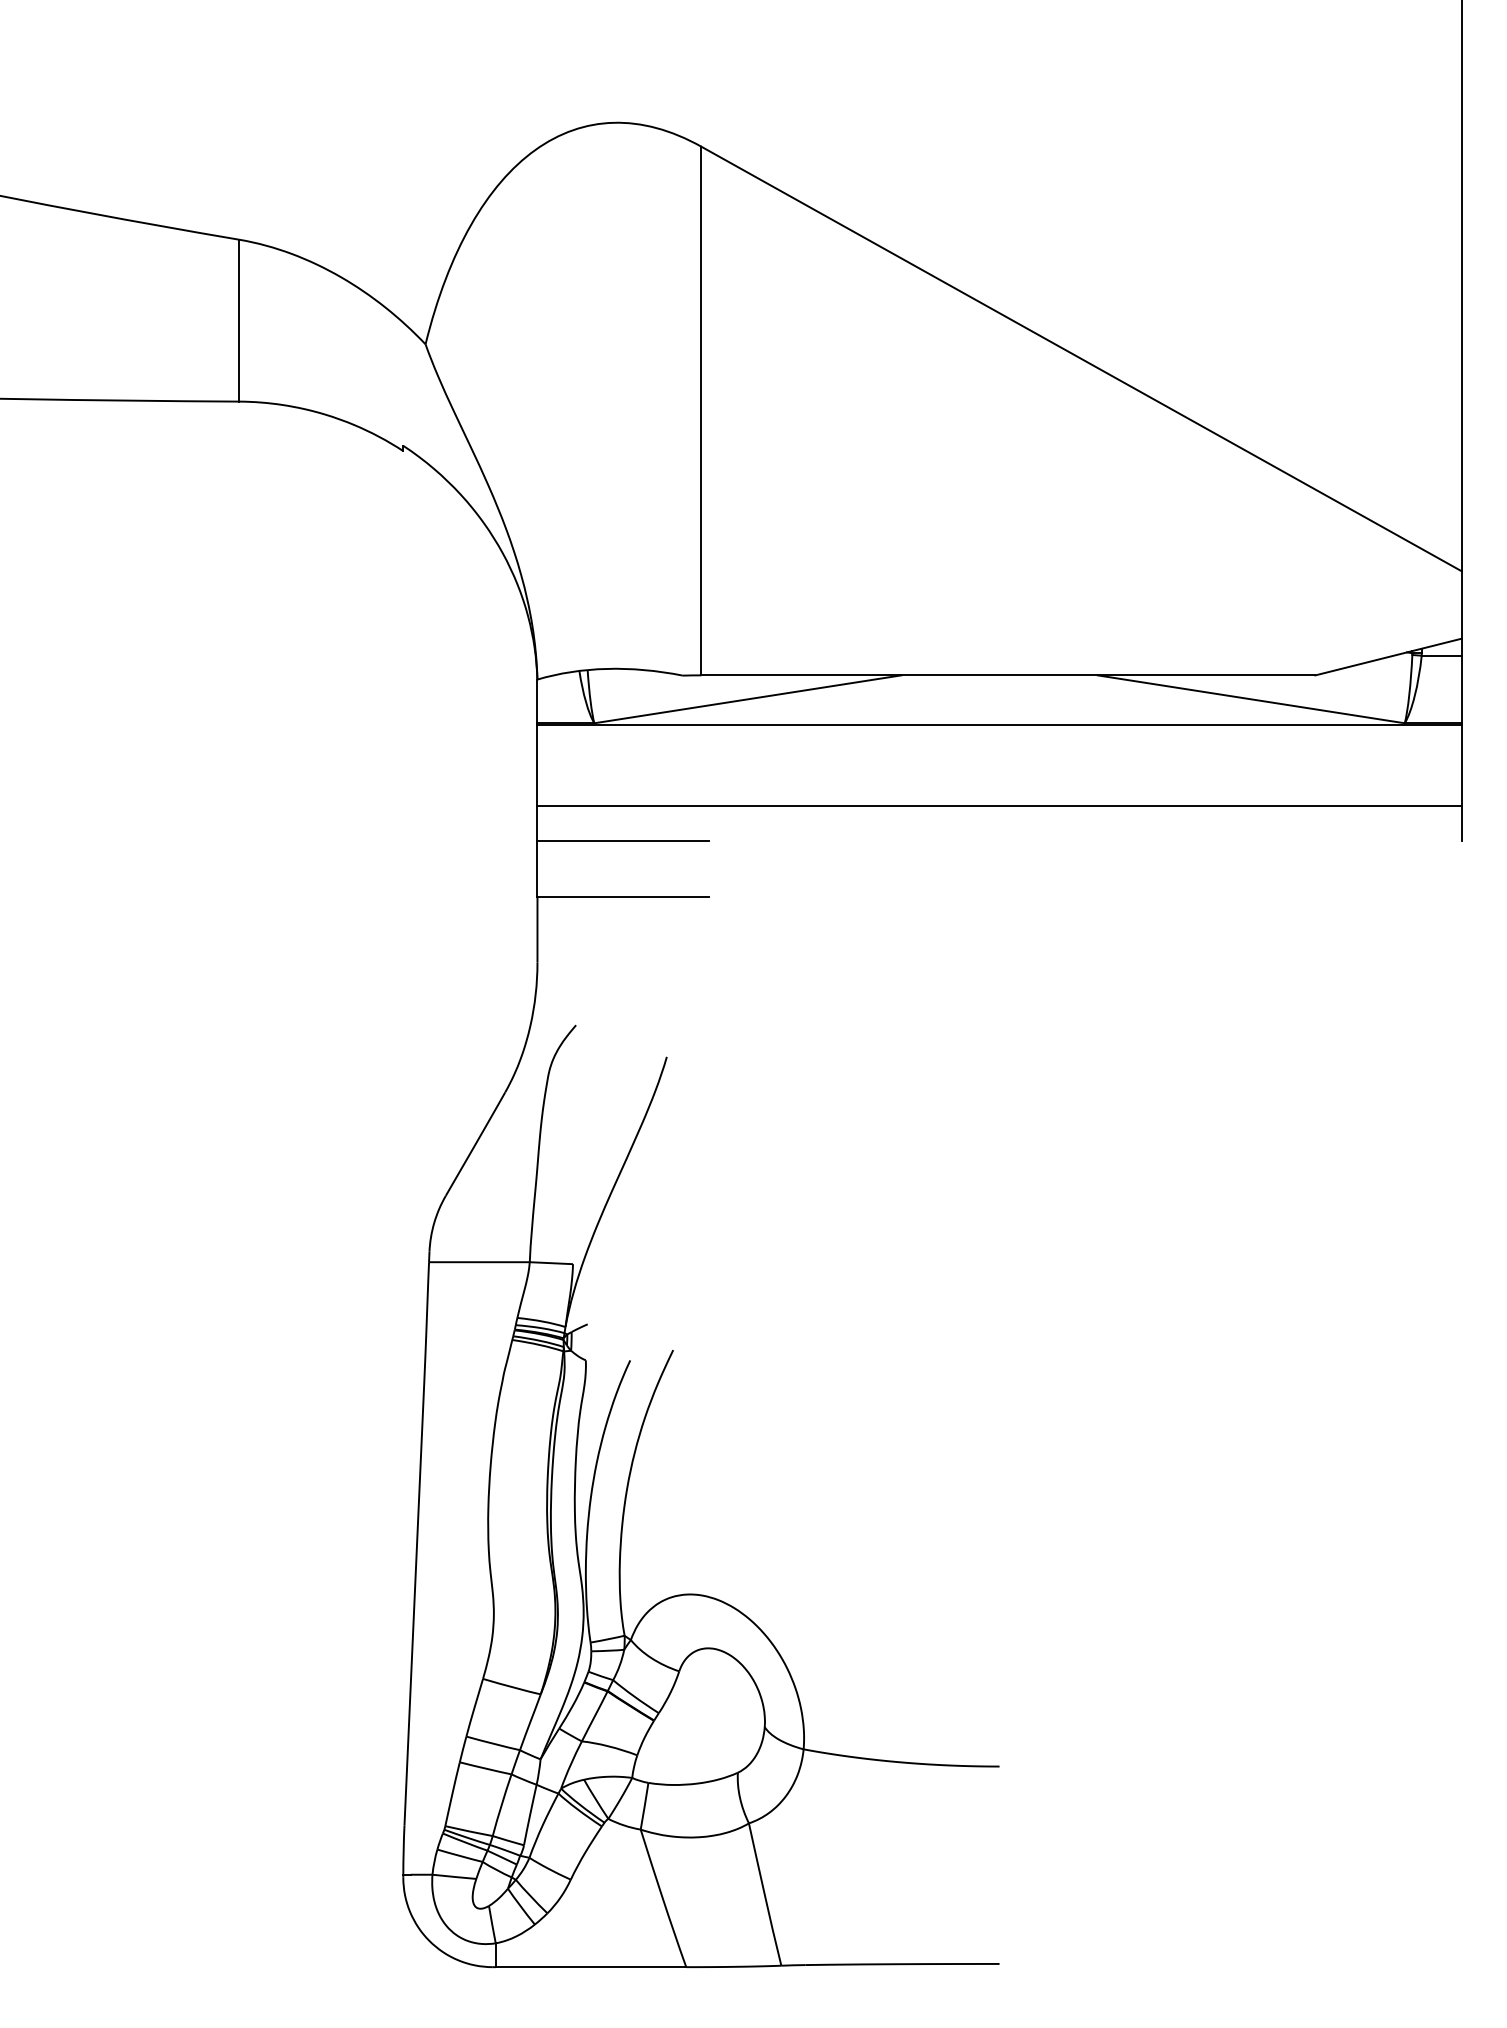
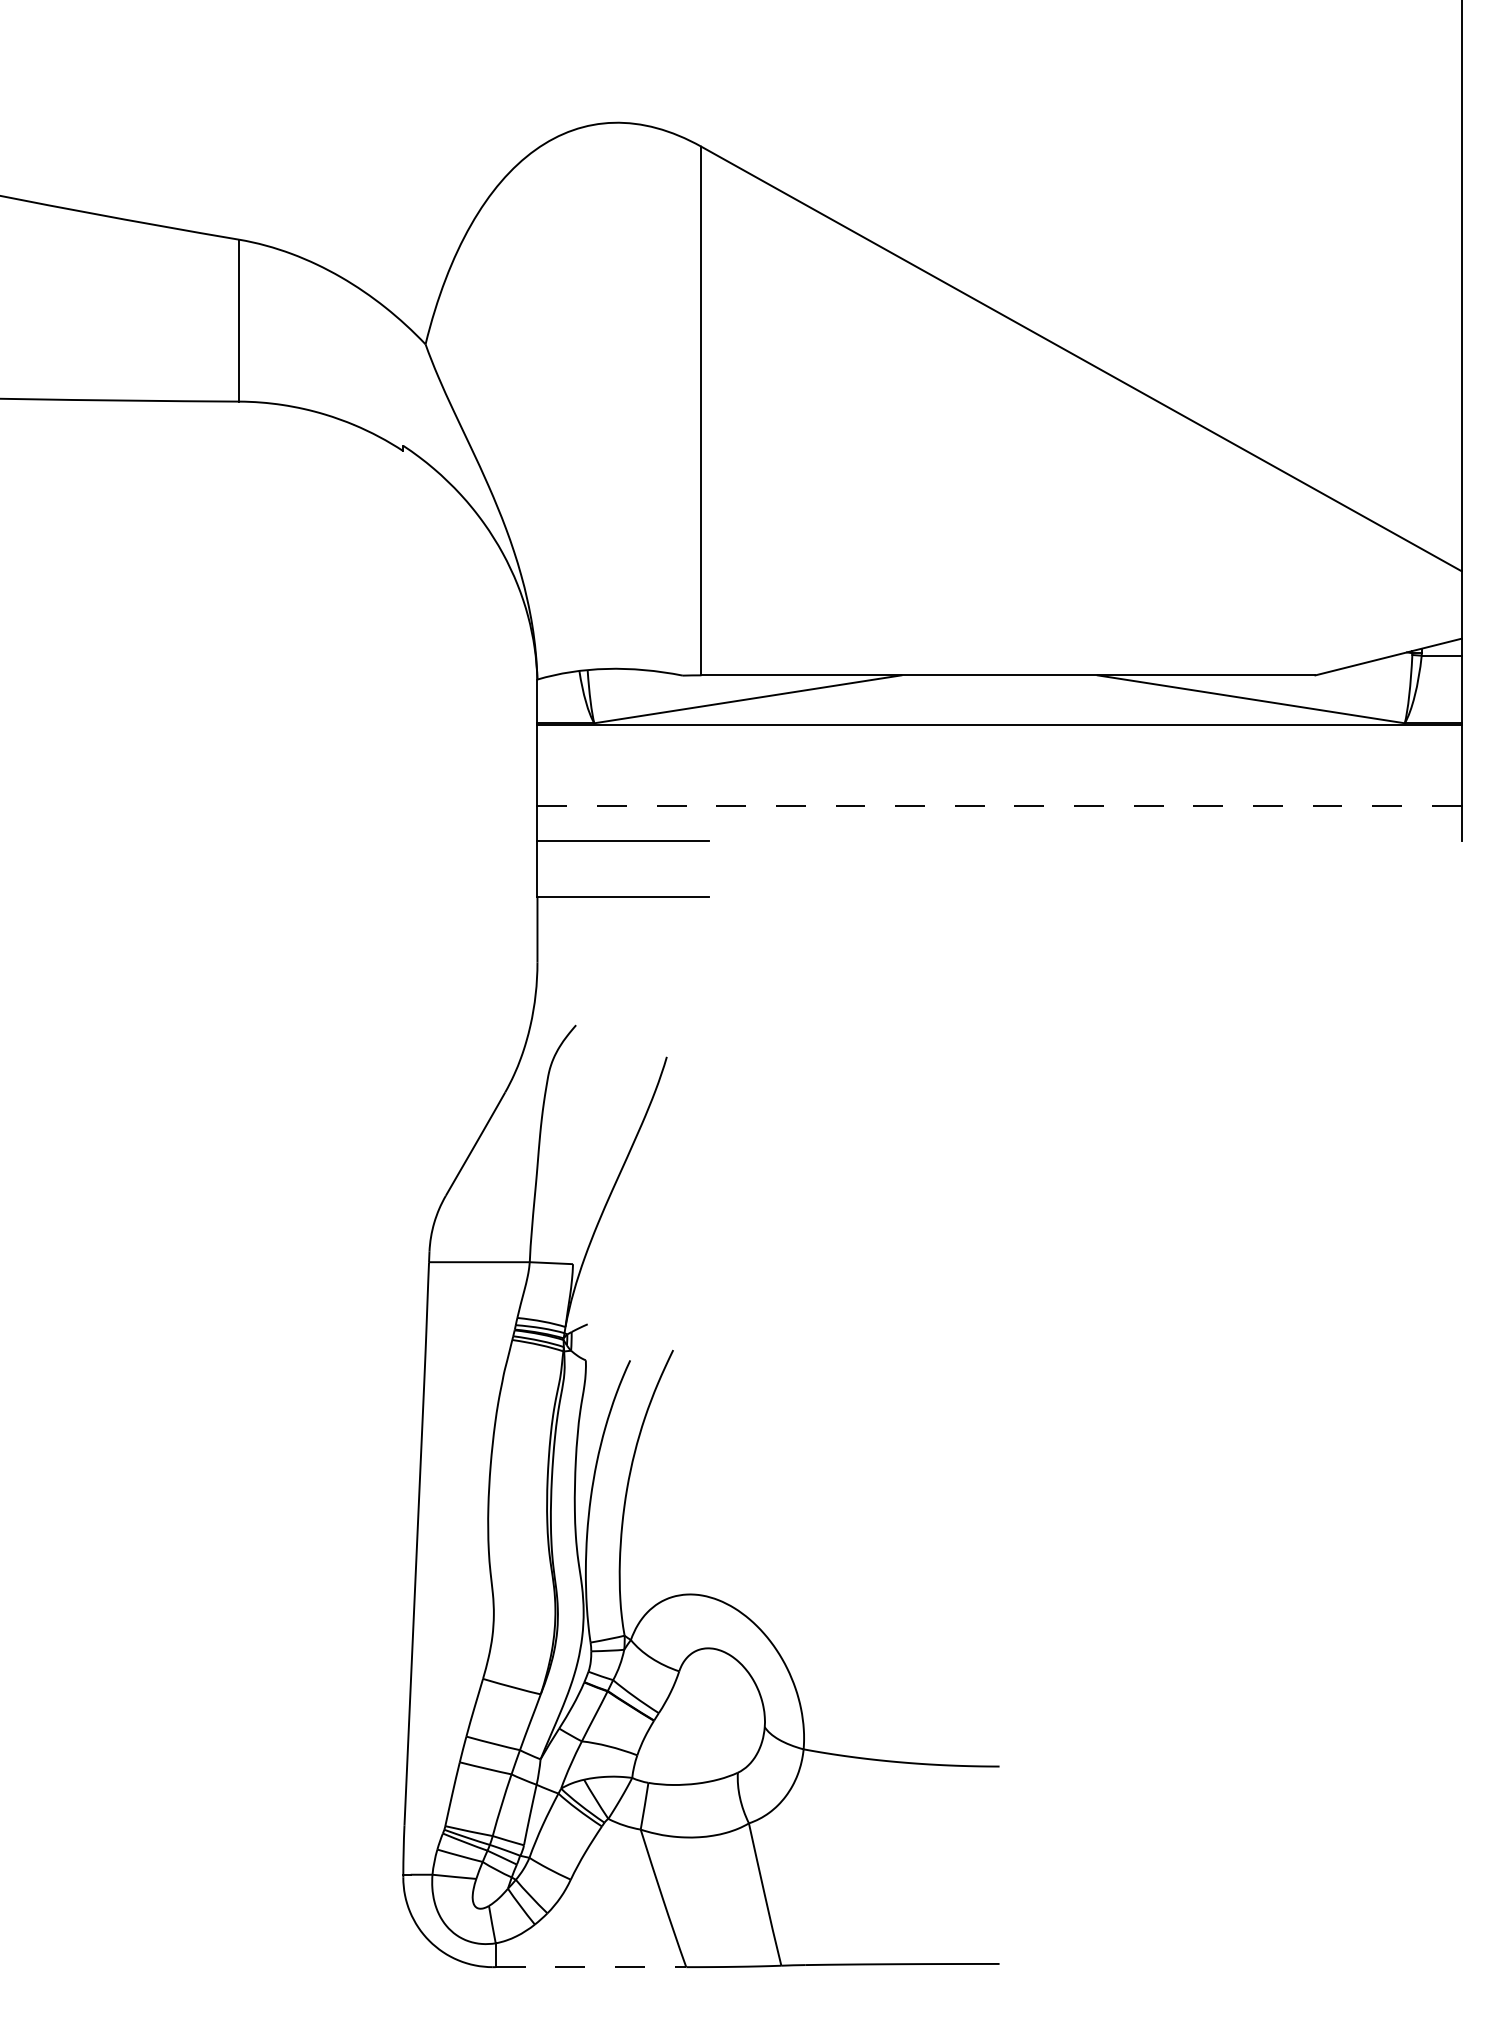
line: solid -> dashed (999, 805)
line: solid -> dashed (591, 1967)
